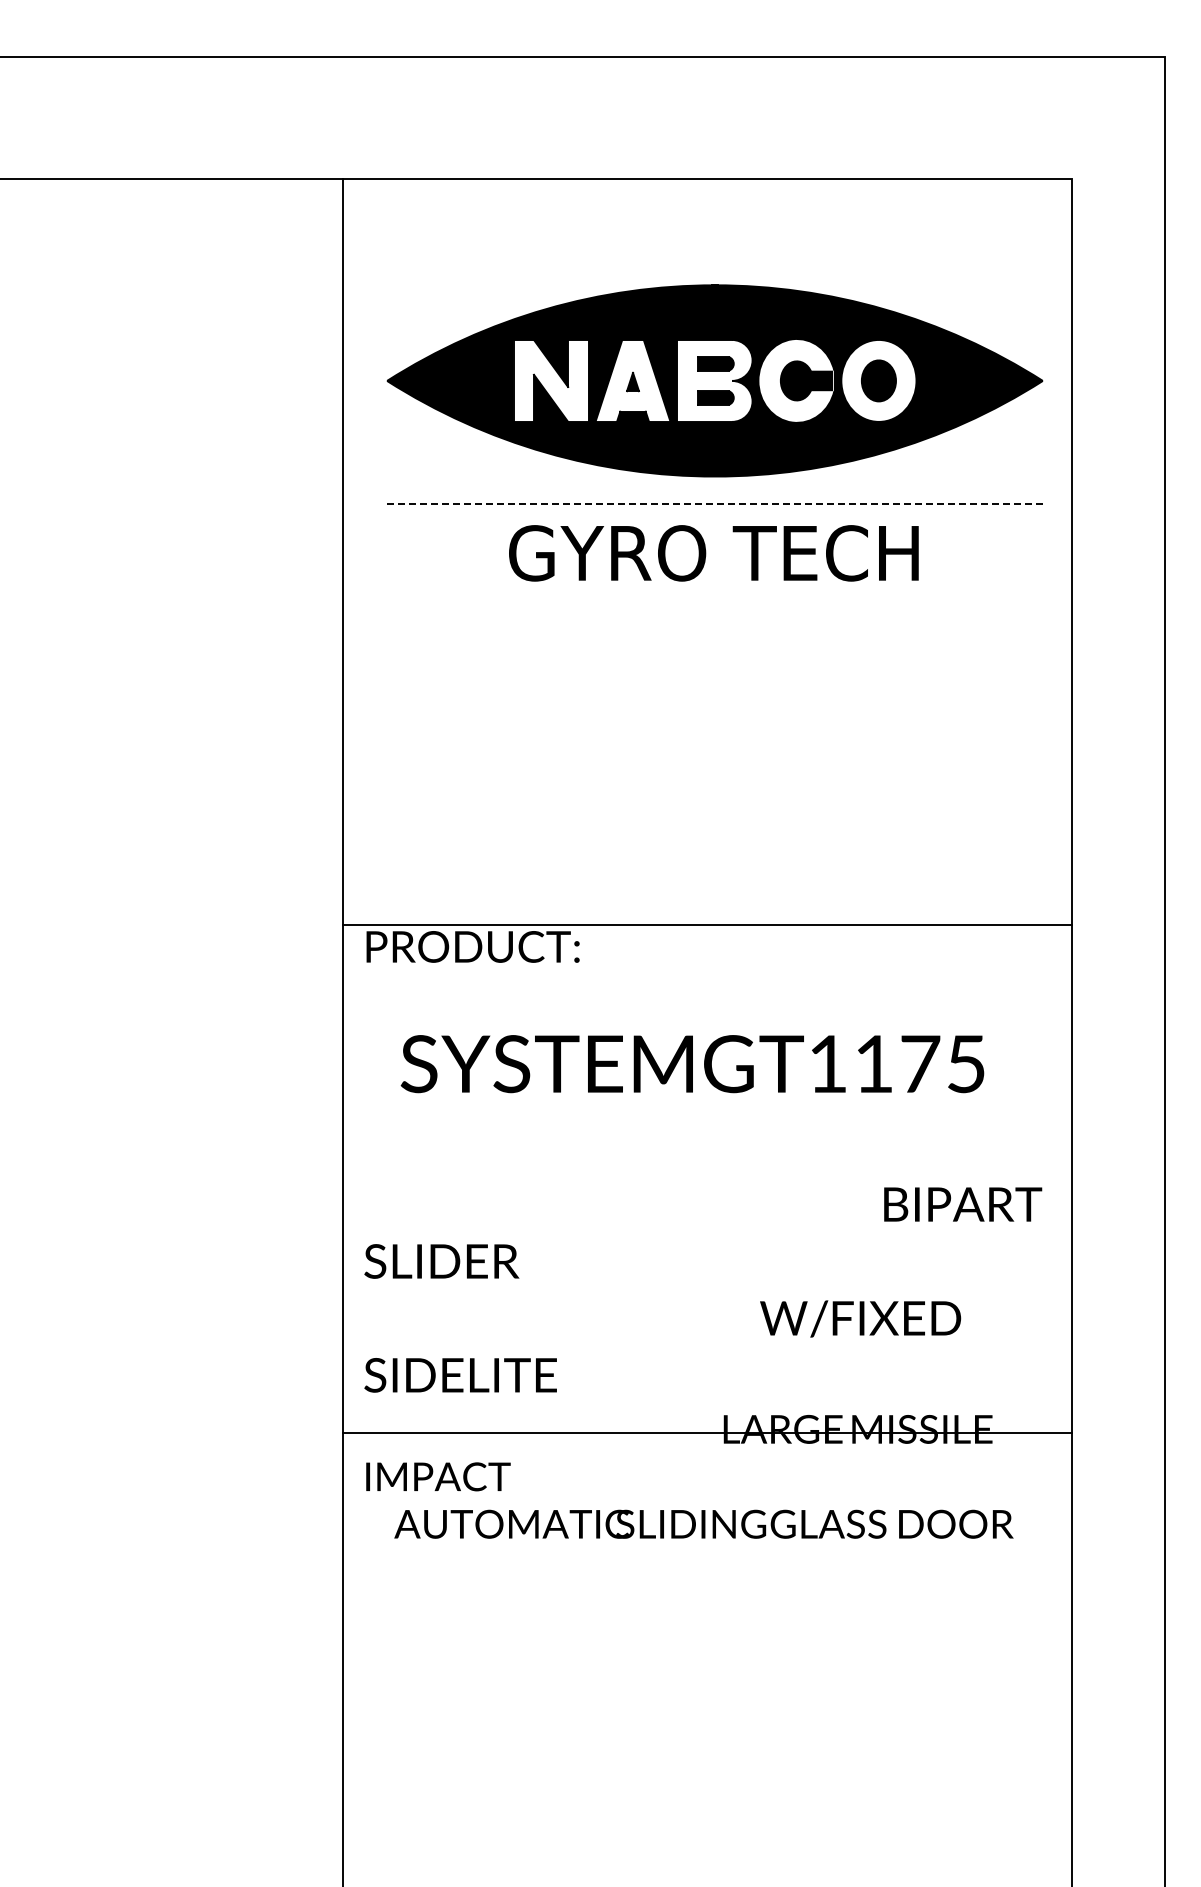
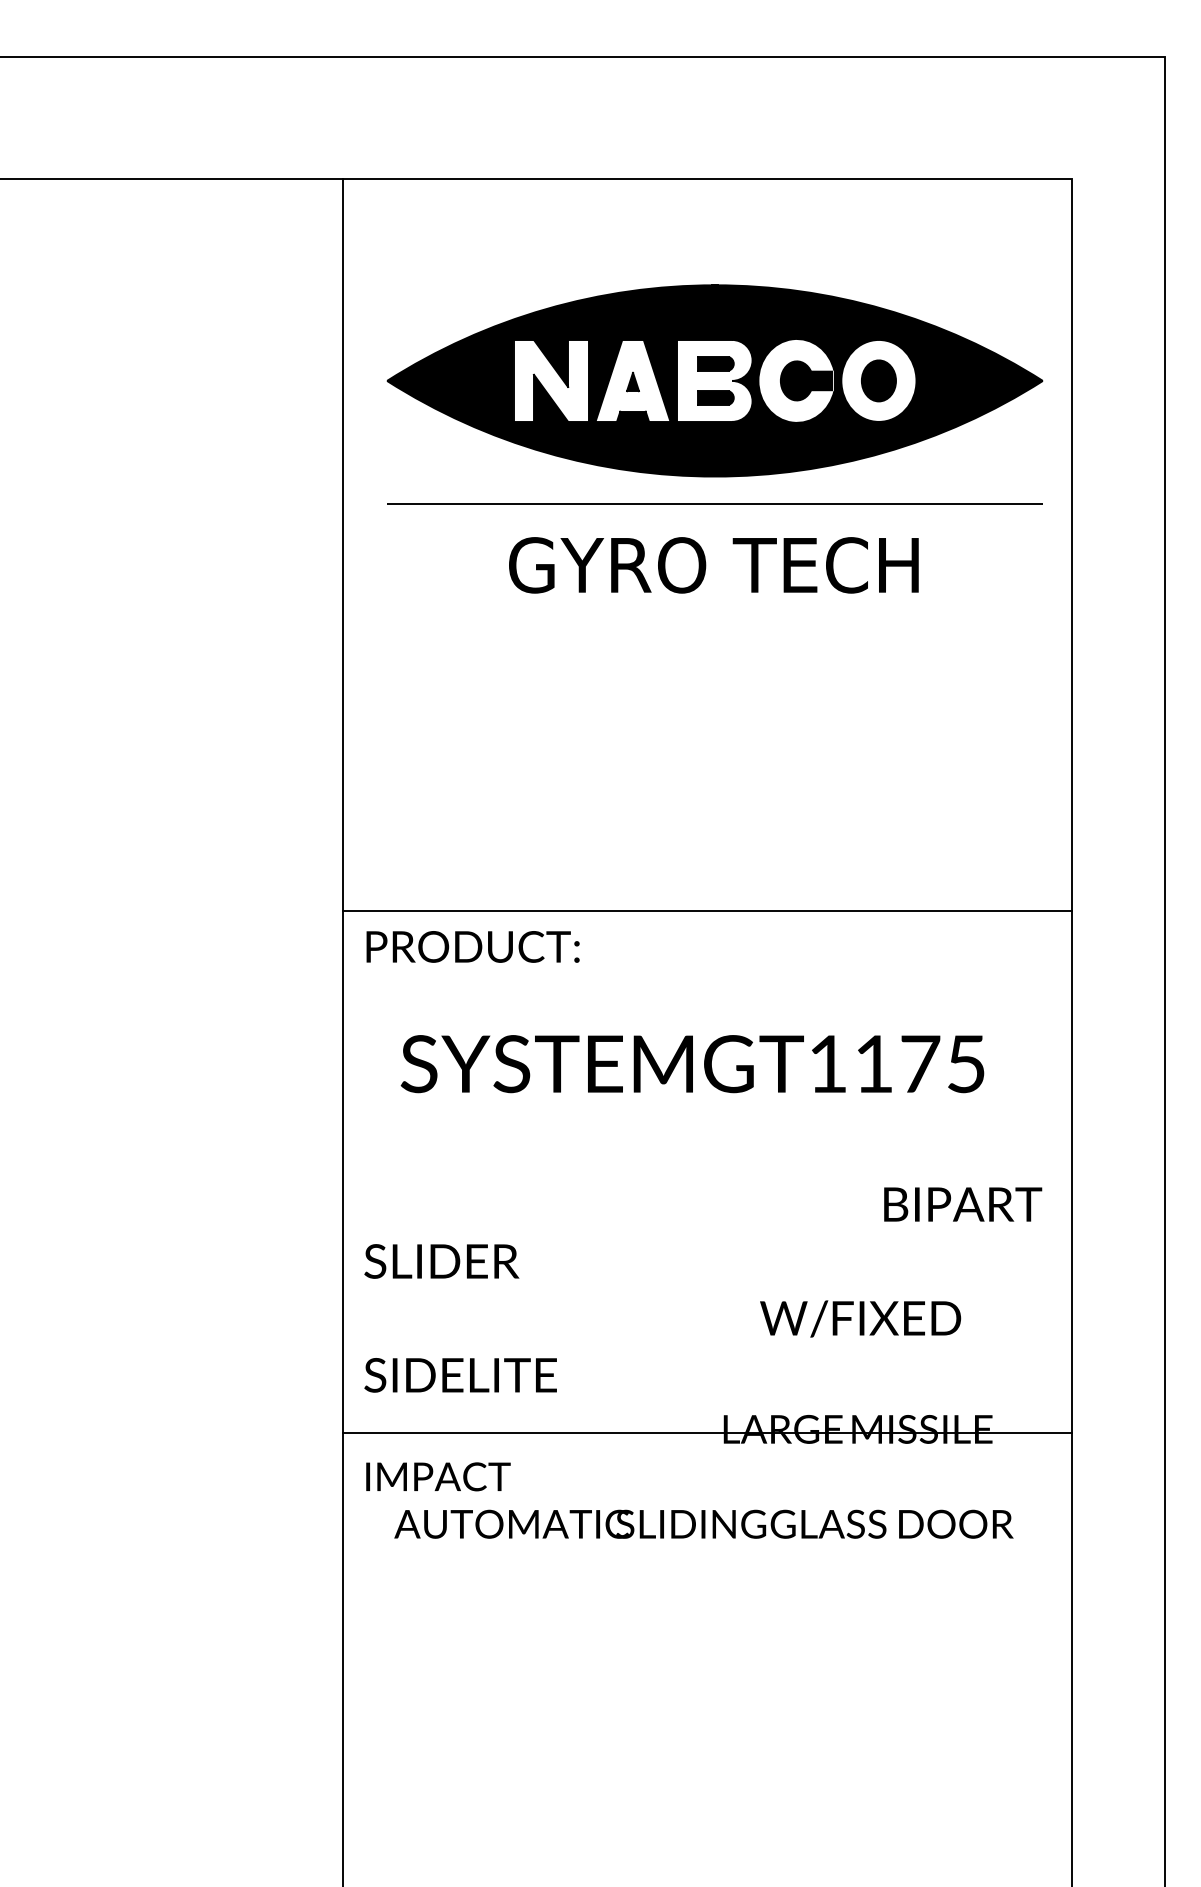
line: dashed -> solid (714, 503)
text position: (713, 553) -> (713, 565) (713, 565)
line position: (707, 925) -> (707, 911) (707, 911)
